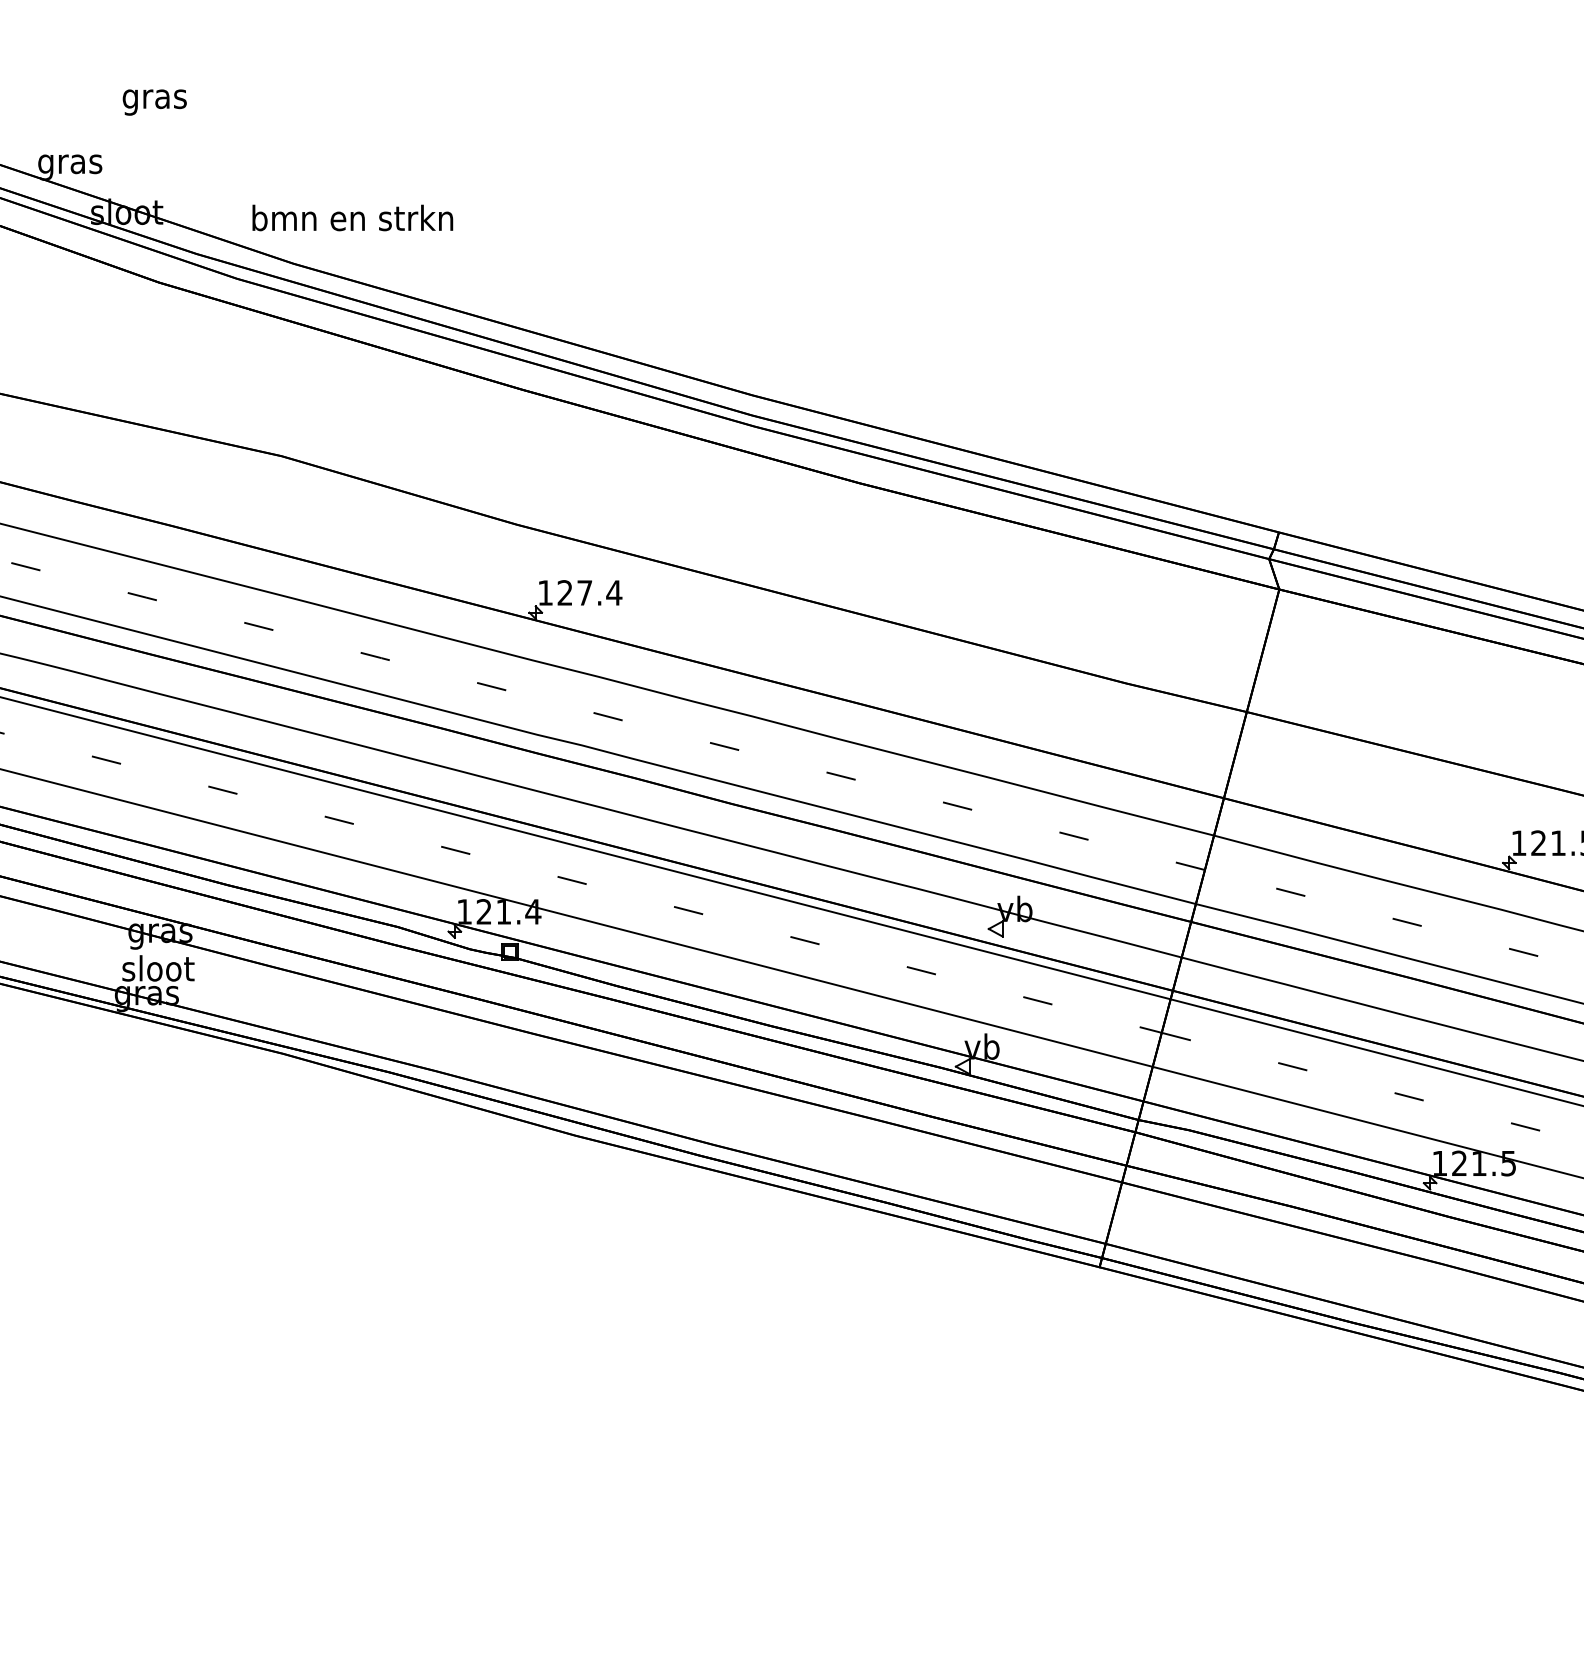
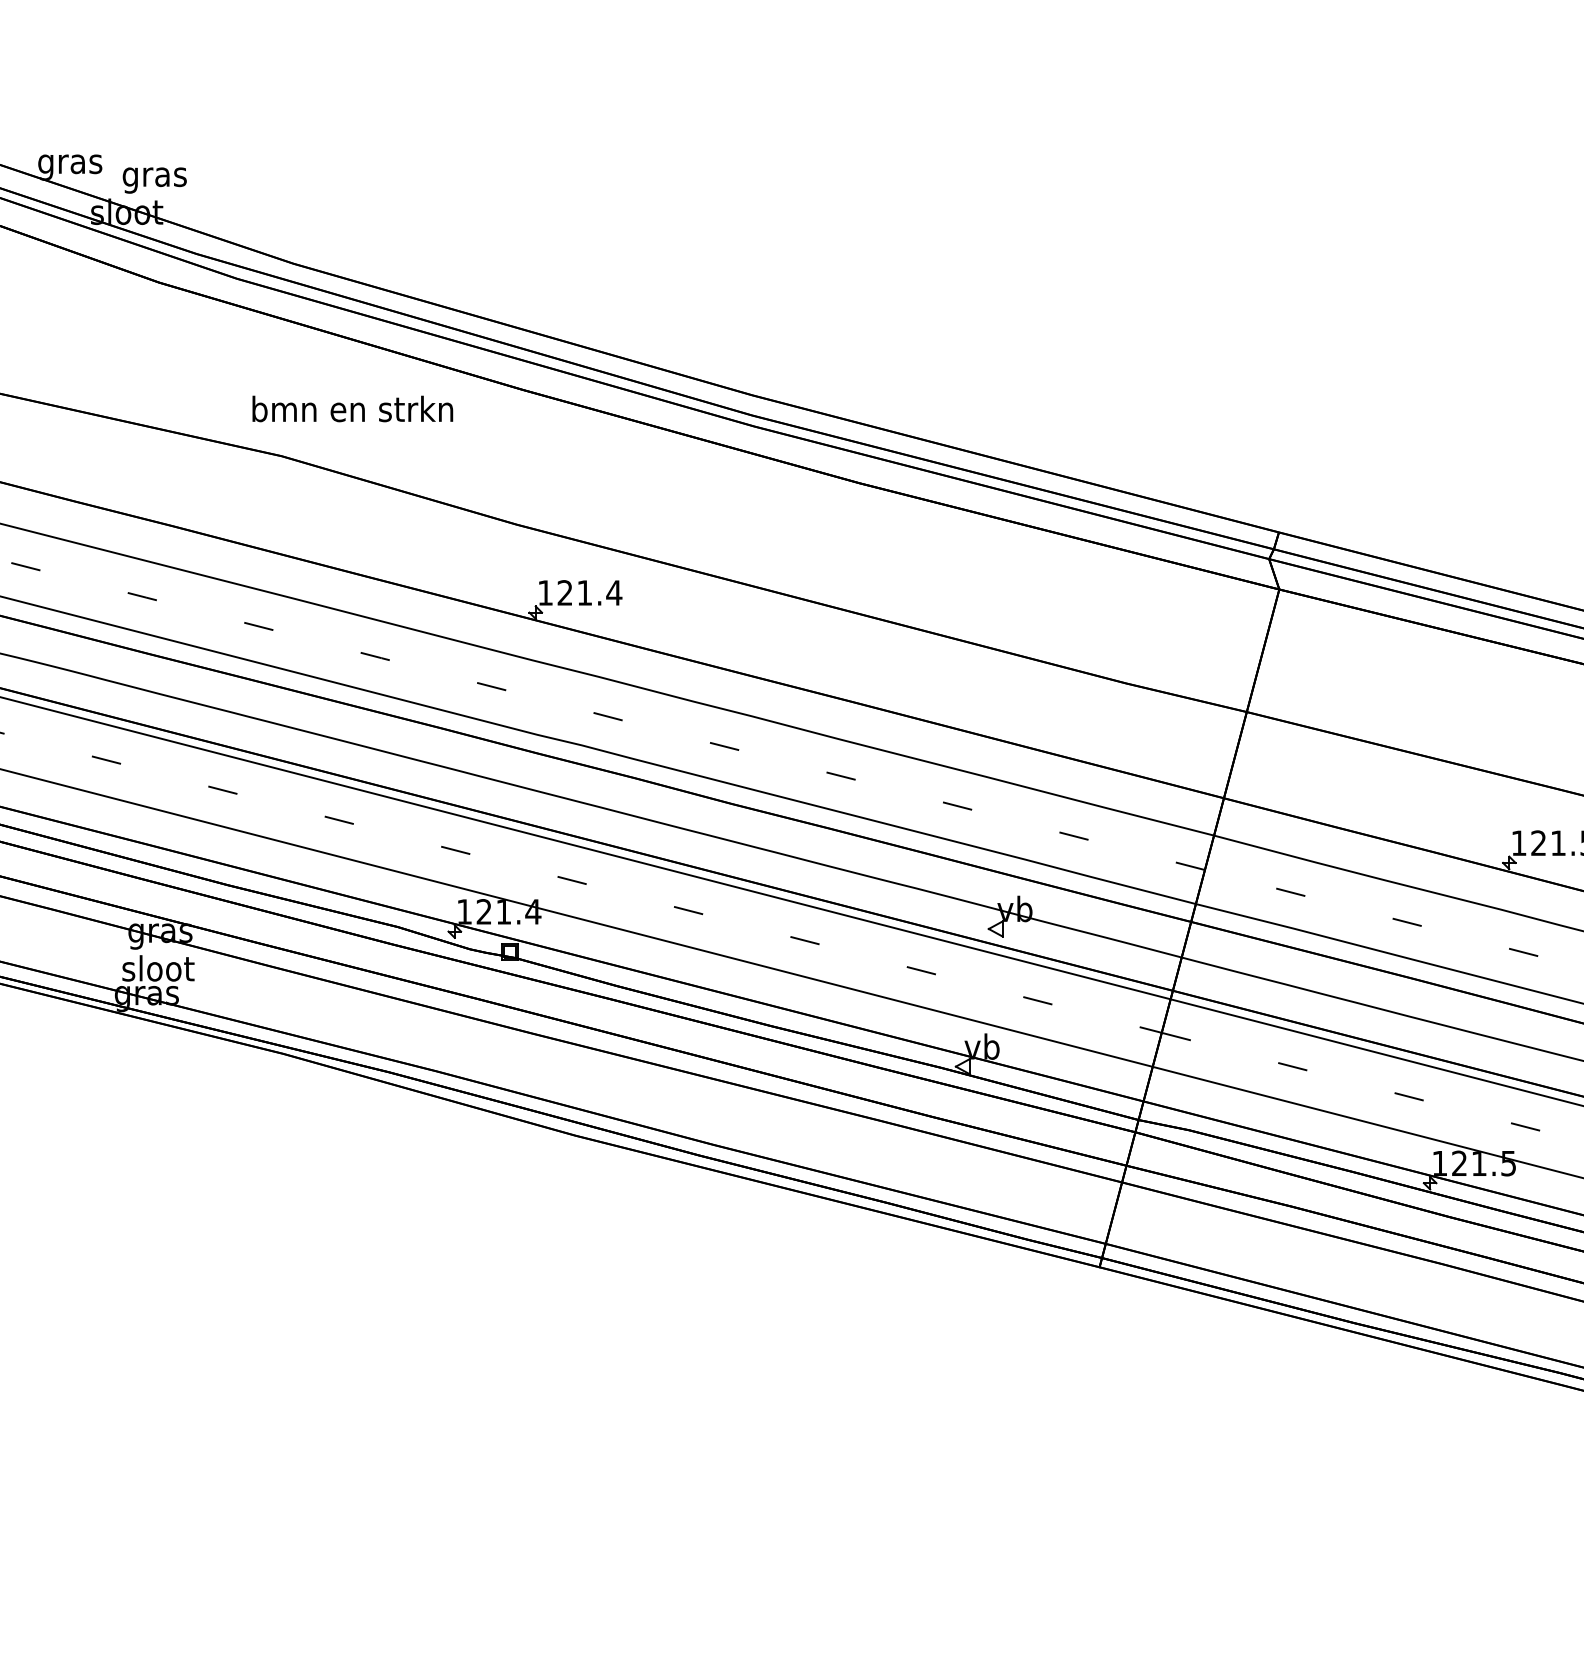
text position: (154, 102) -> (154, 180) (154, 180)
text position: (352, 217) -> (352, 408) (352, 408)
text: 127.4 -> 121.4 (584, 592)
